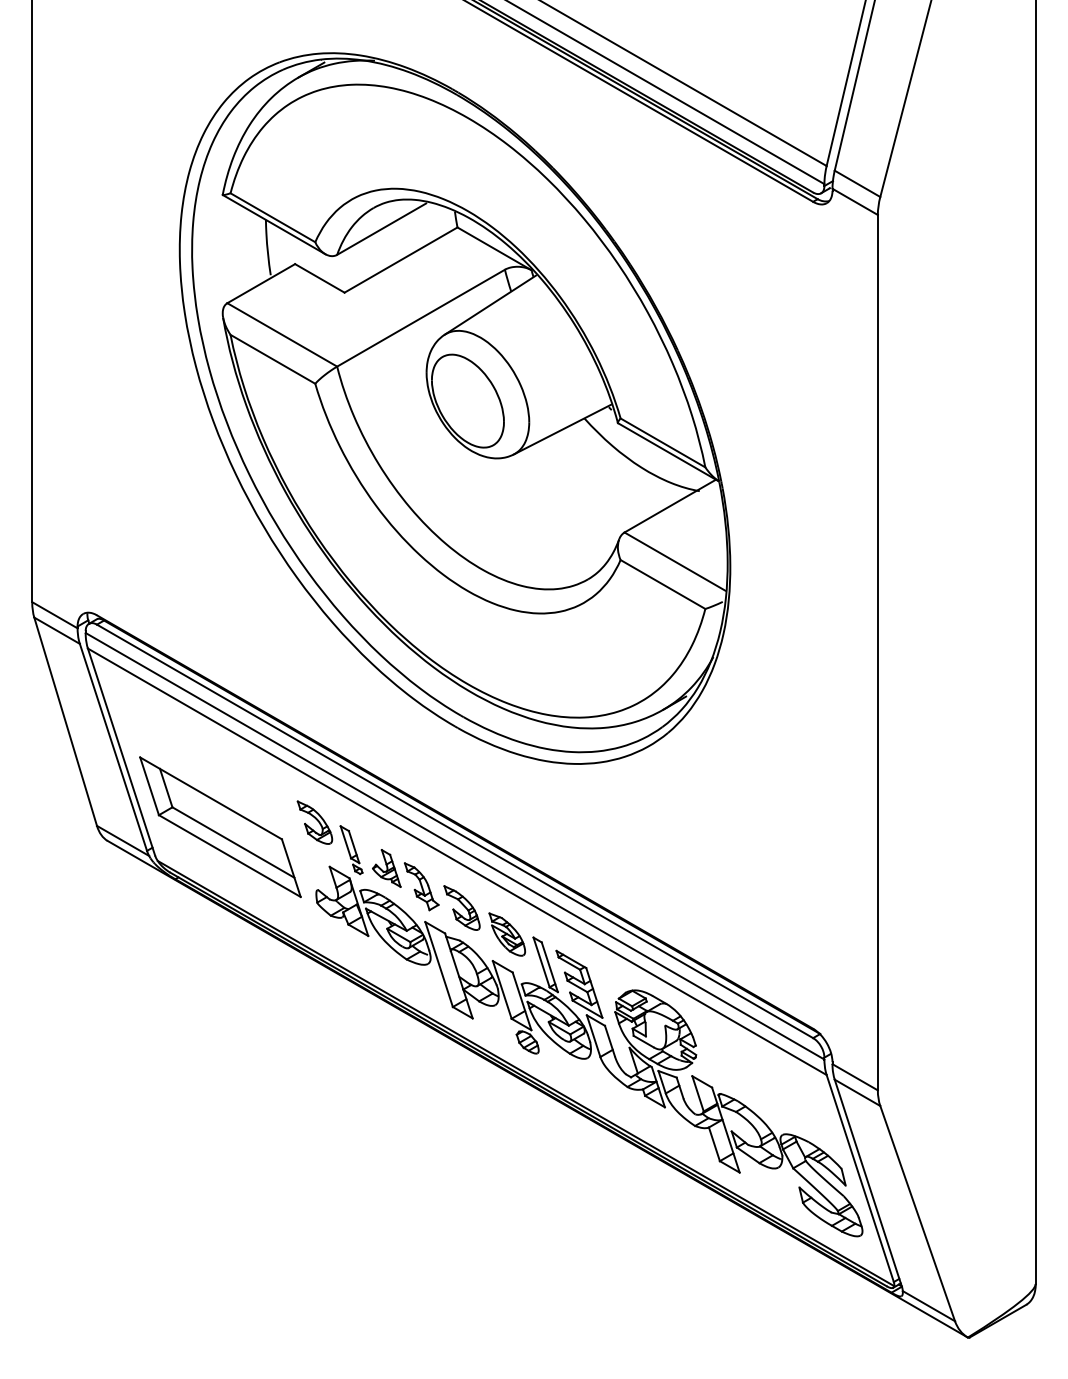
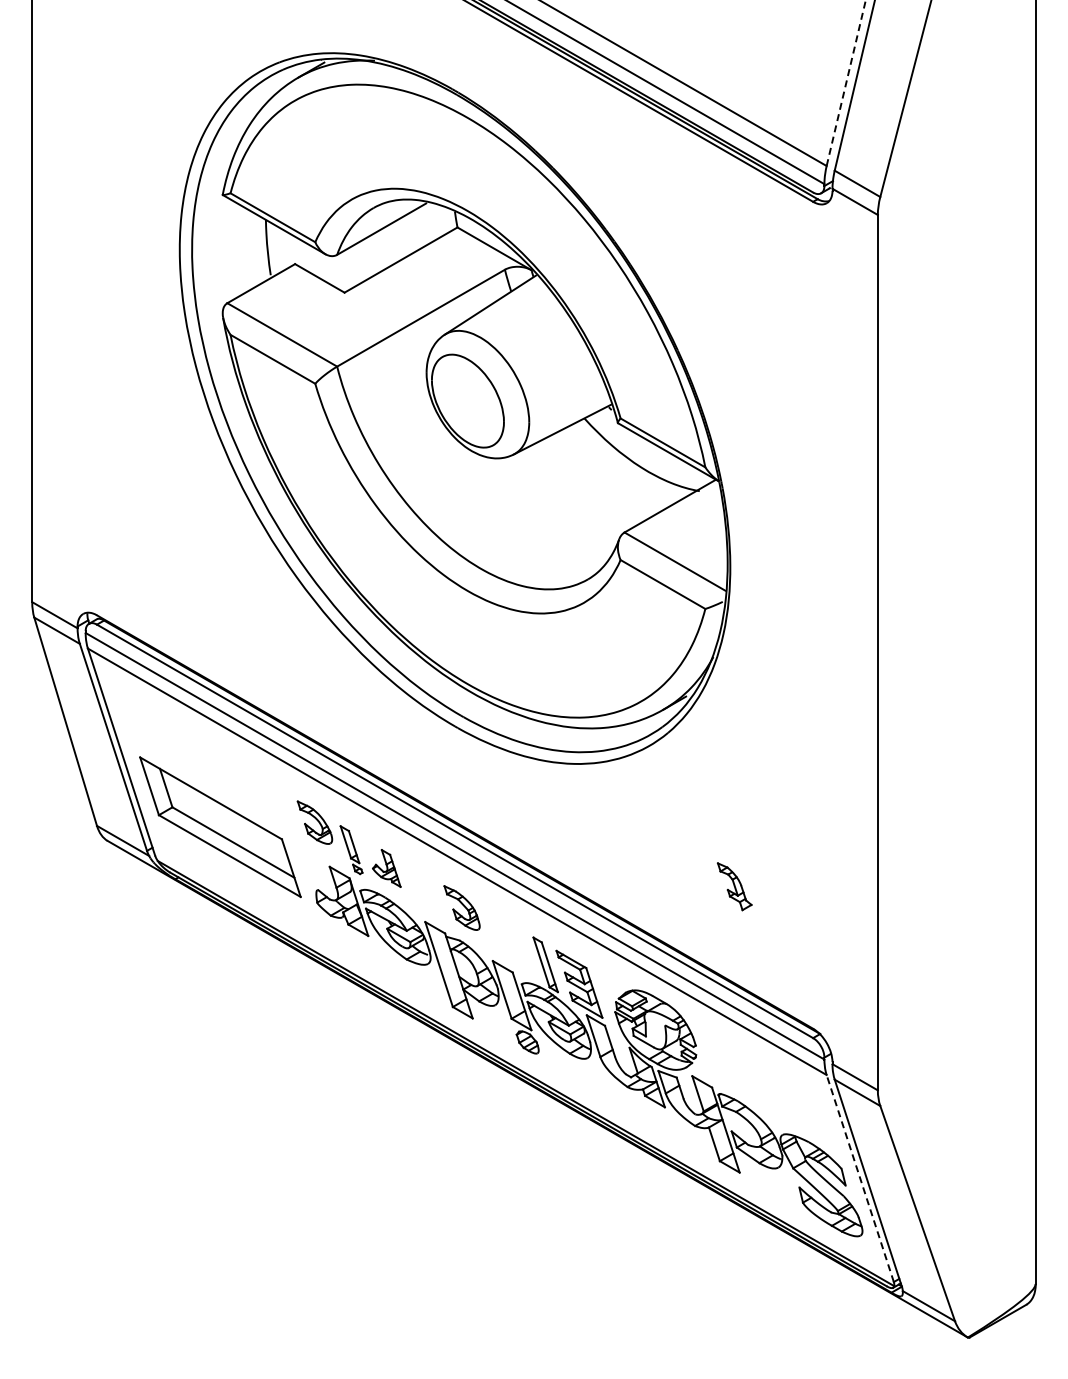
line: solid -> dashed (846, 83)
part position: (421, 886) -> (734, 886) (734, 886)
part: present -> none (506, 934)
line: solid -> dashed (860, 1178)
